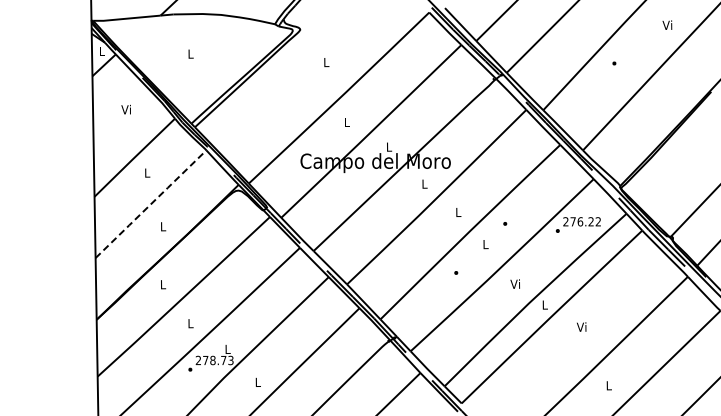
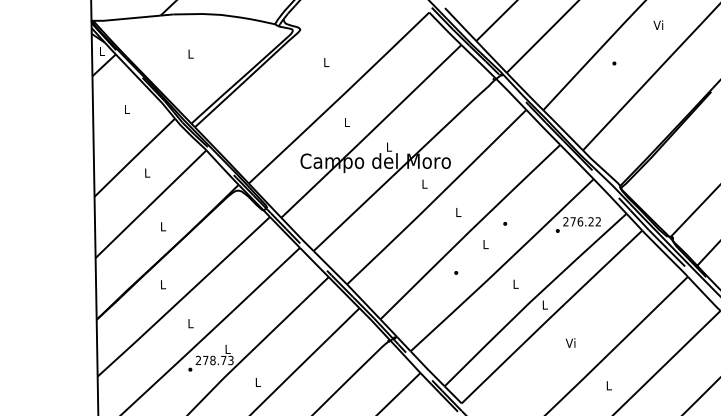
text position: (667, 24) -> (658, 24) (658, 24)
text: Vi -> L (125, 109)
line: dashed -> solid (150, 204)
text: Vi -> L (514, 283)
text position: (581, 326) -> (570, 342) (570, 342)
